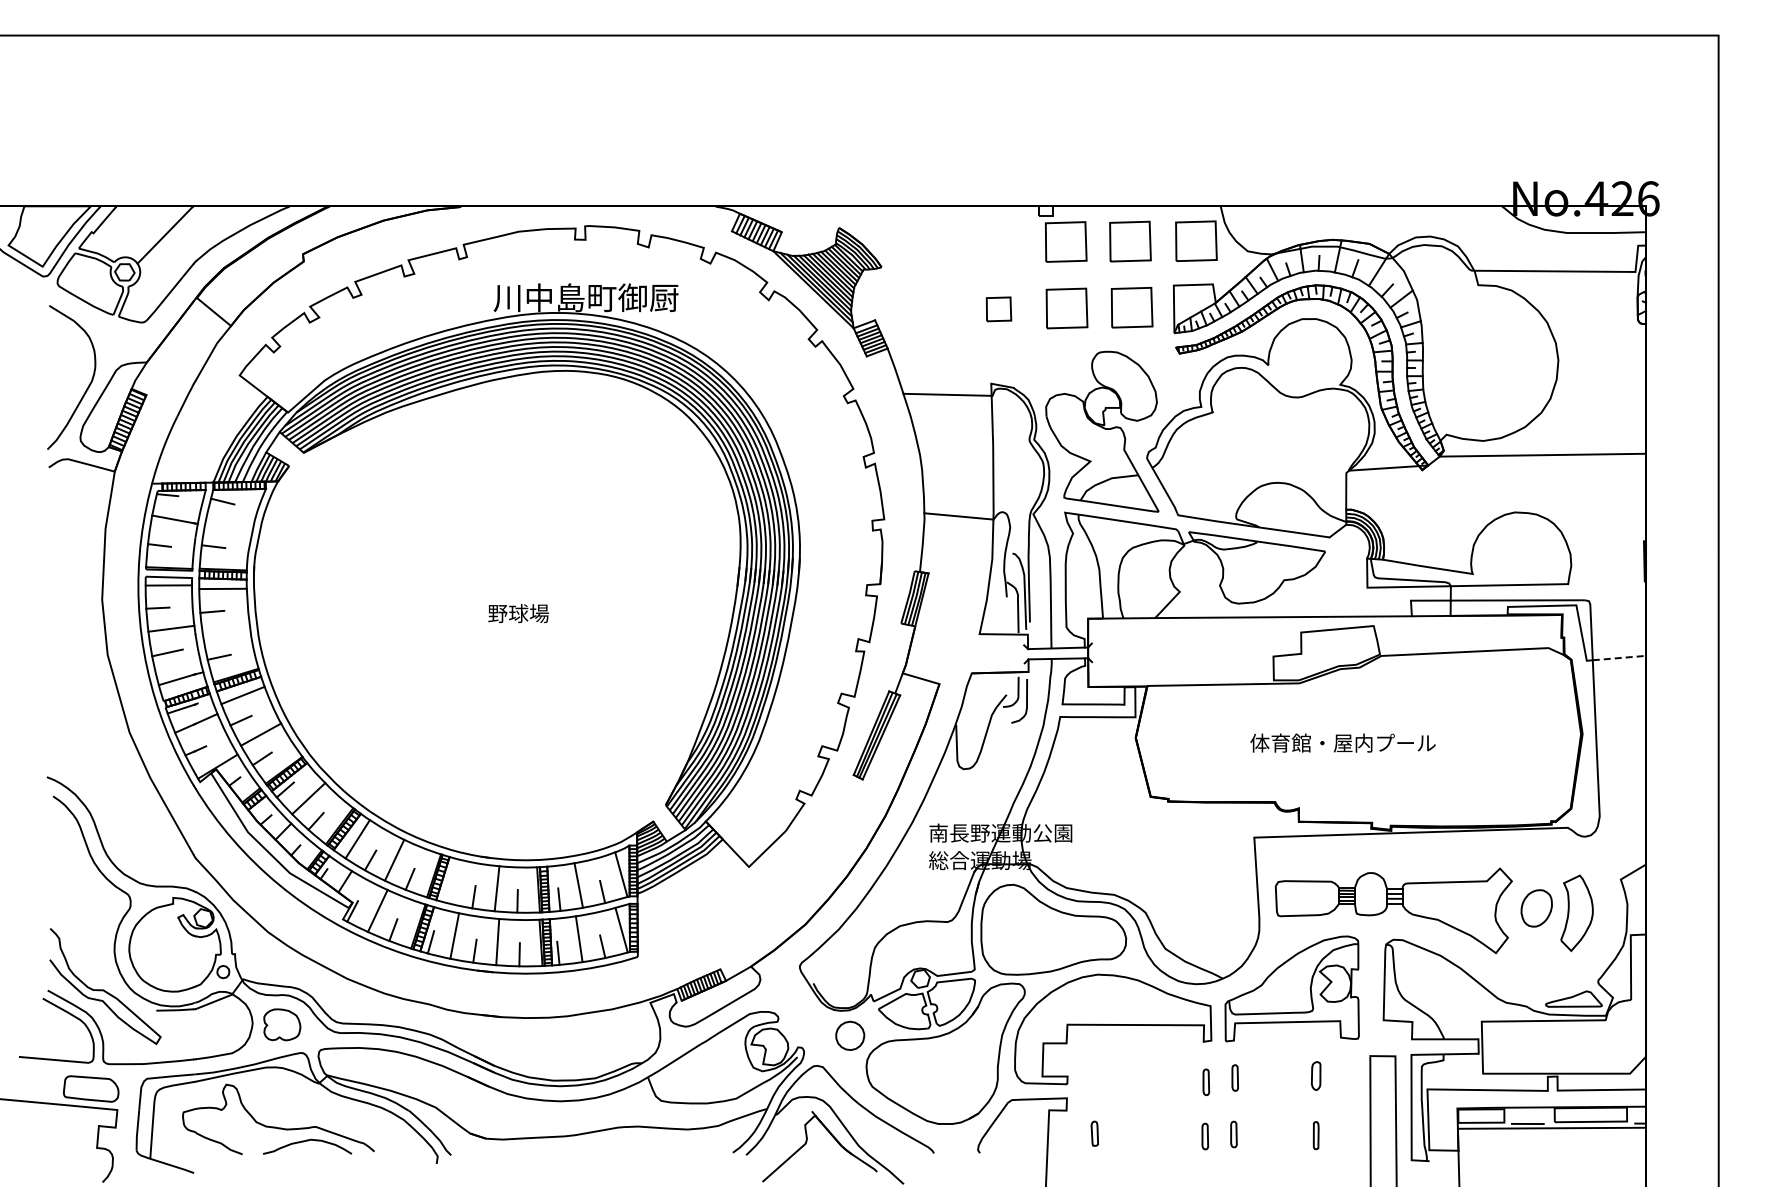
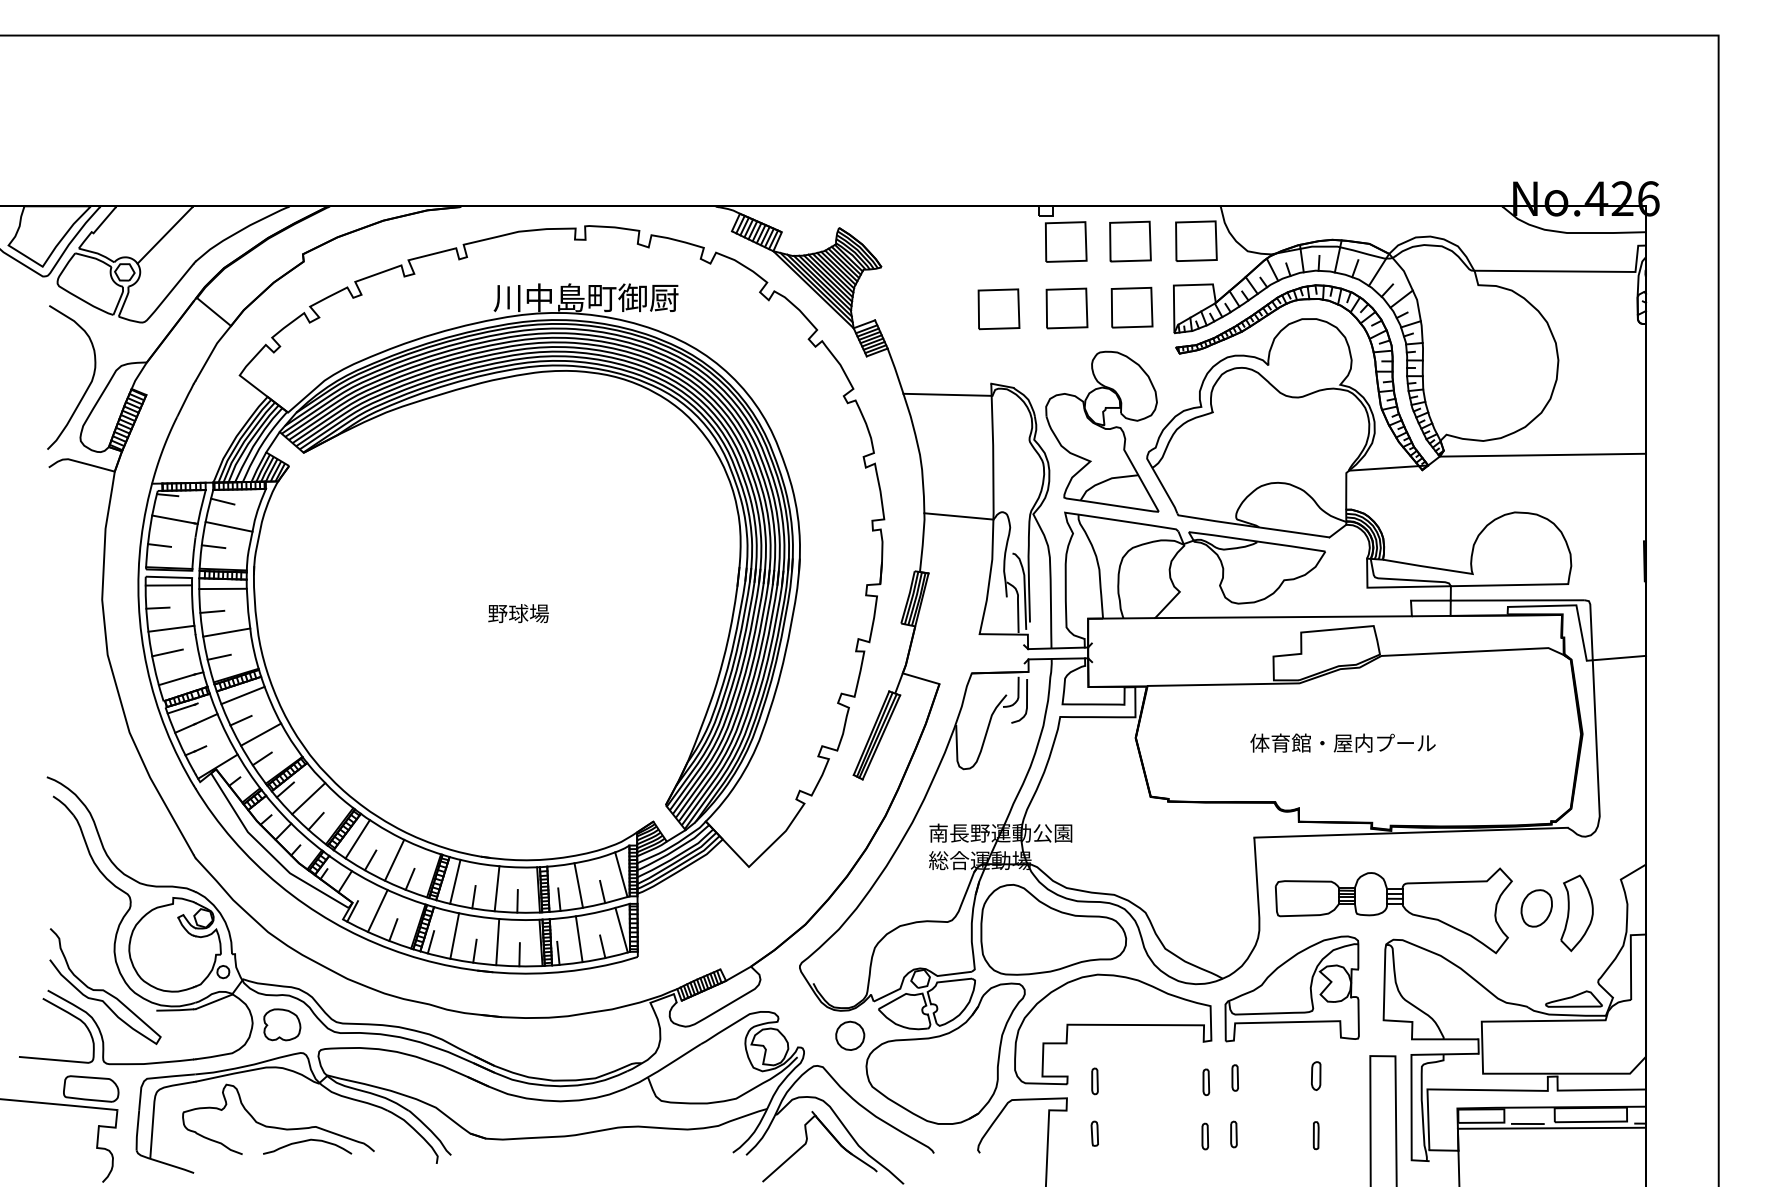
part size: 28x27 px -> 44x43 px (998, 309)
line: none -> present (228, 526)
line: none -> present (226, 632)
line: dashed -> solid (1619, 658)
line: none -> present (455, 881)
part: none -> present (1094, 1081)
